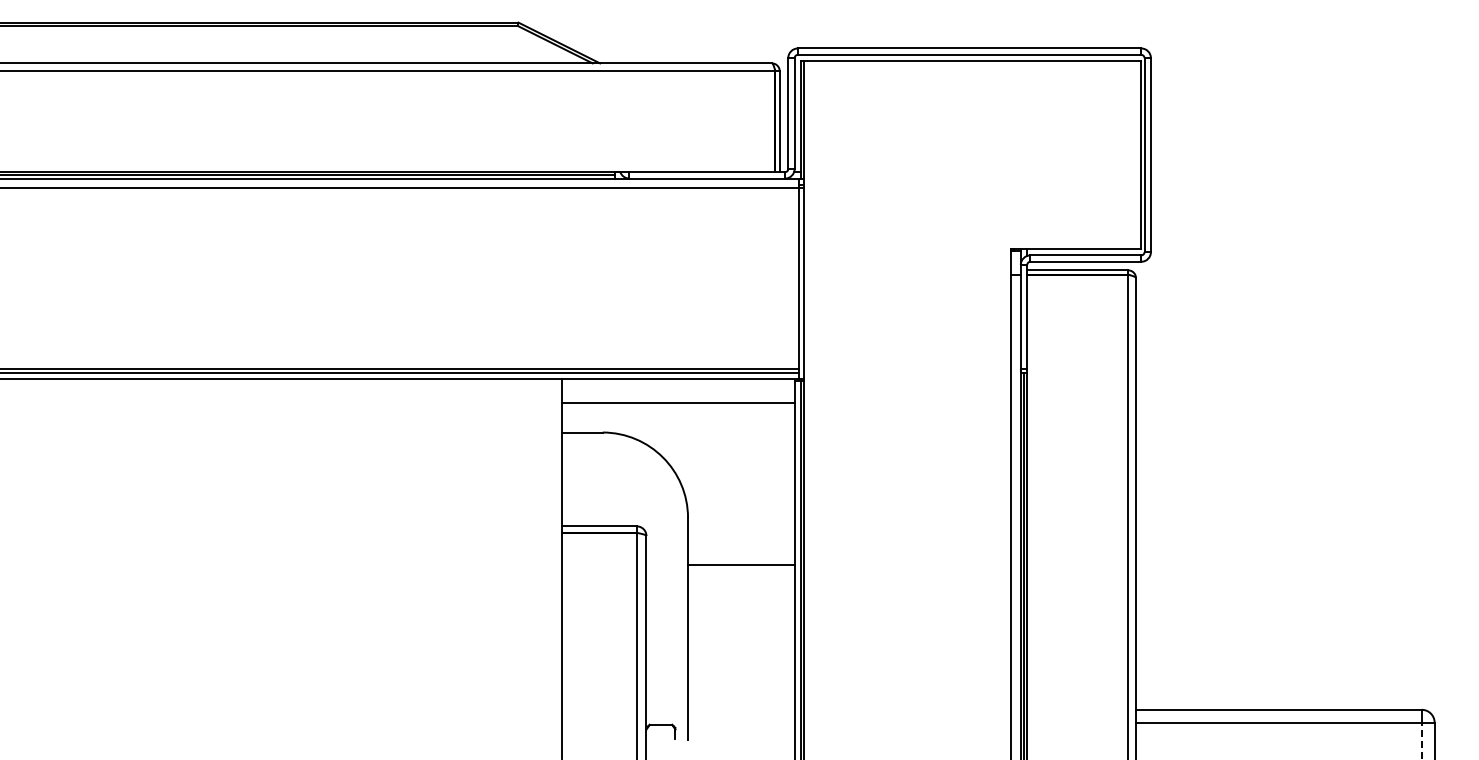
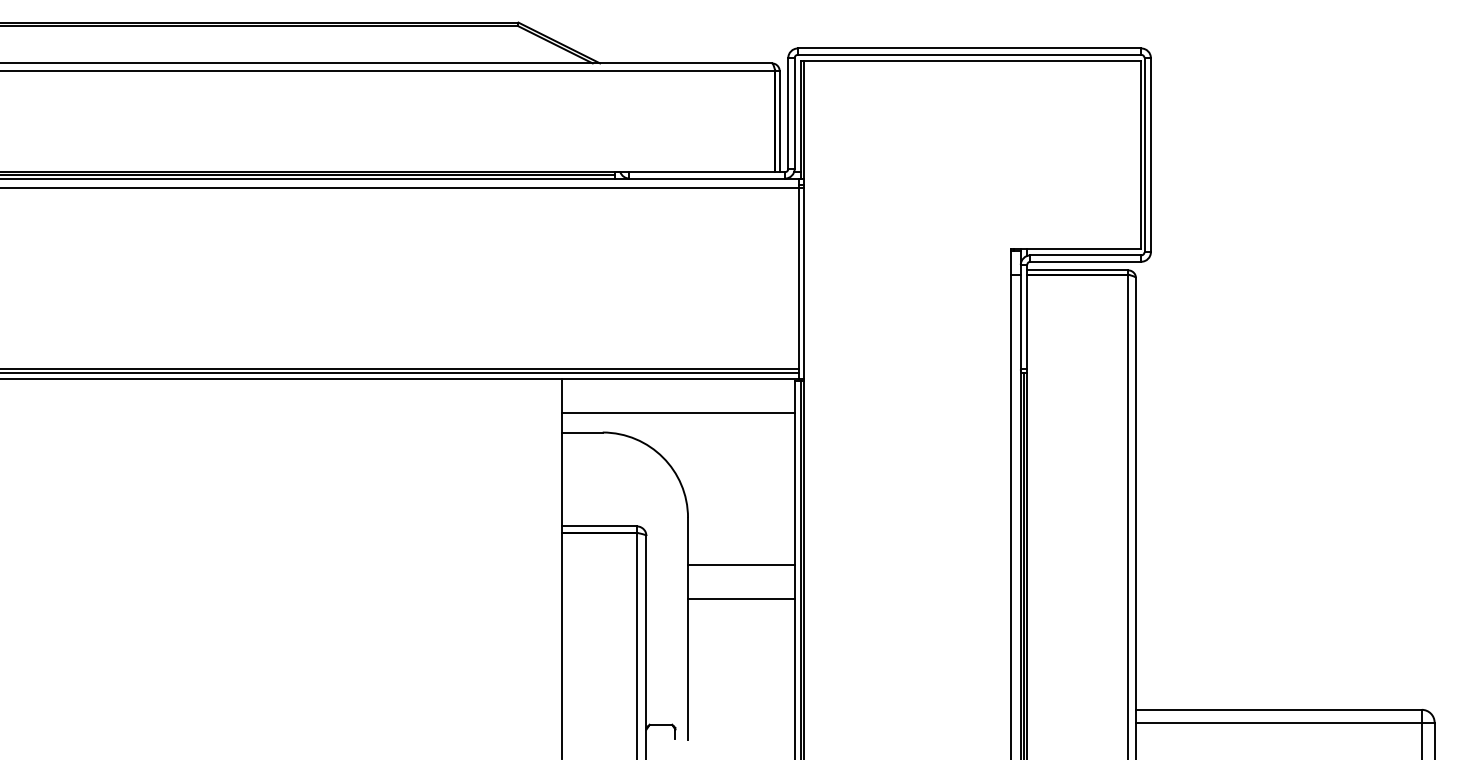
line position: (678, 403) -> (678, 413) (678, 413)
line: none -> present (741, 598)
line: dashed -> solid (1421, 740)
